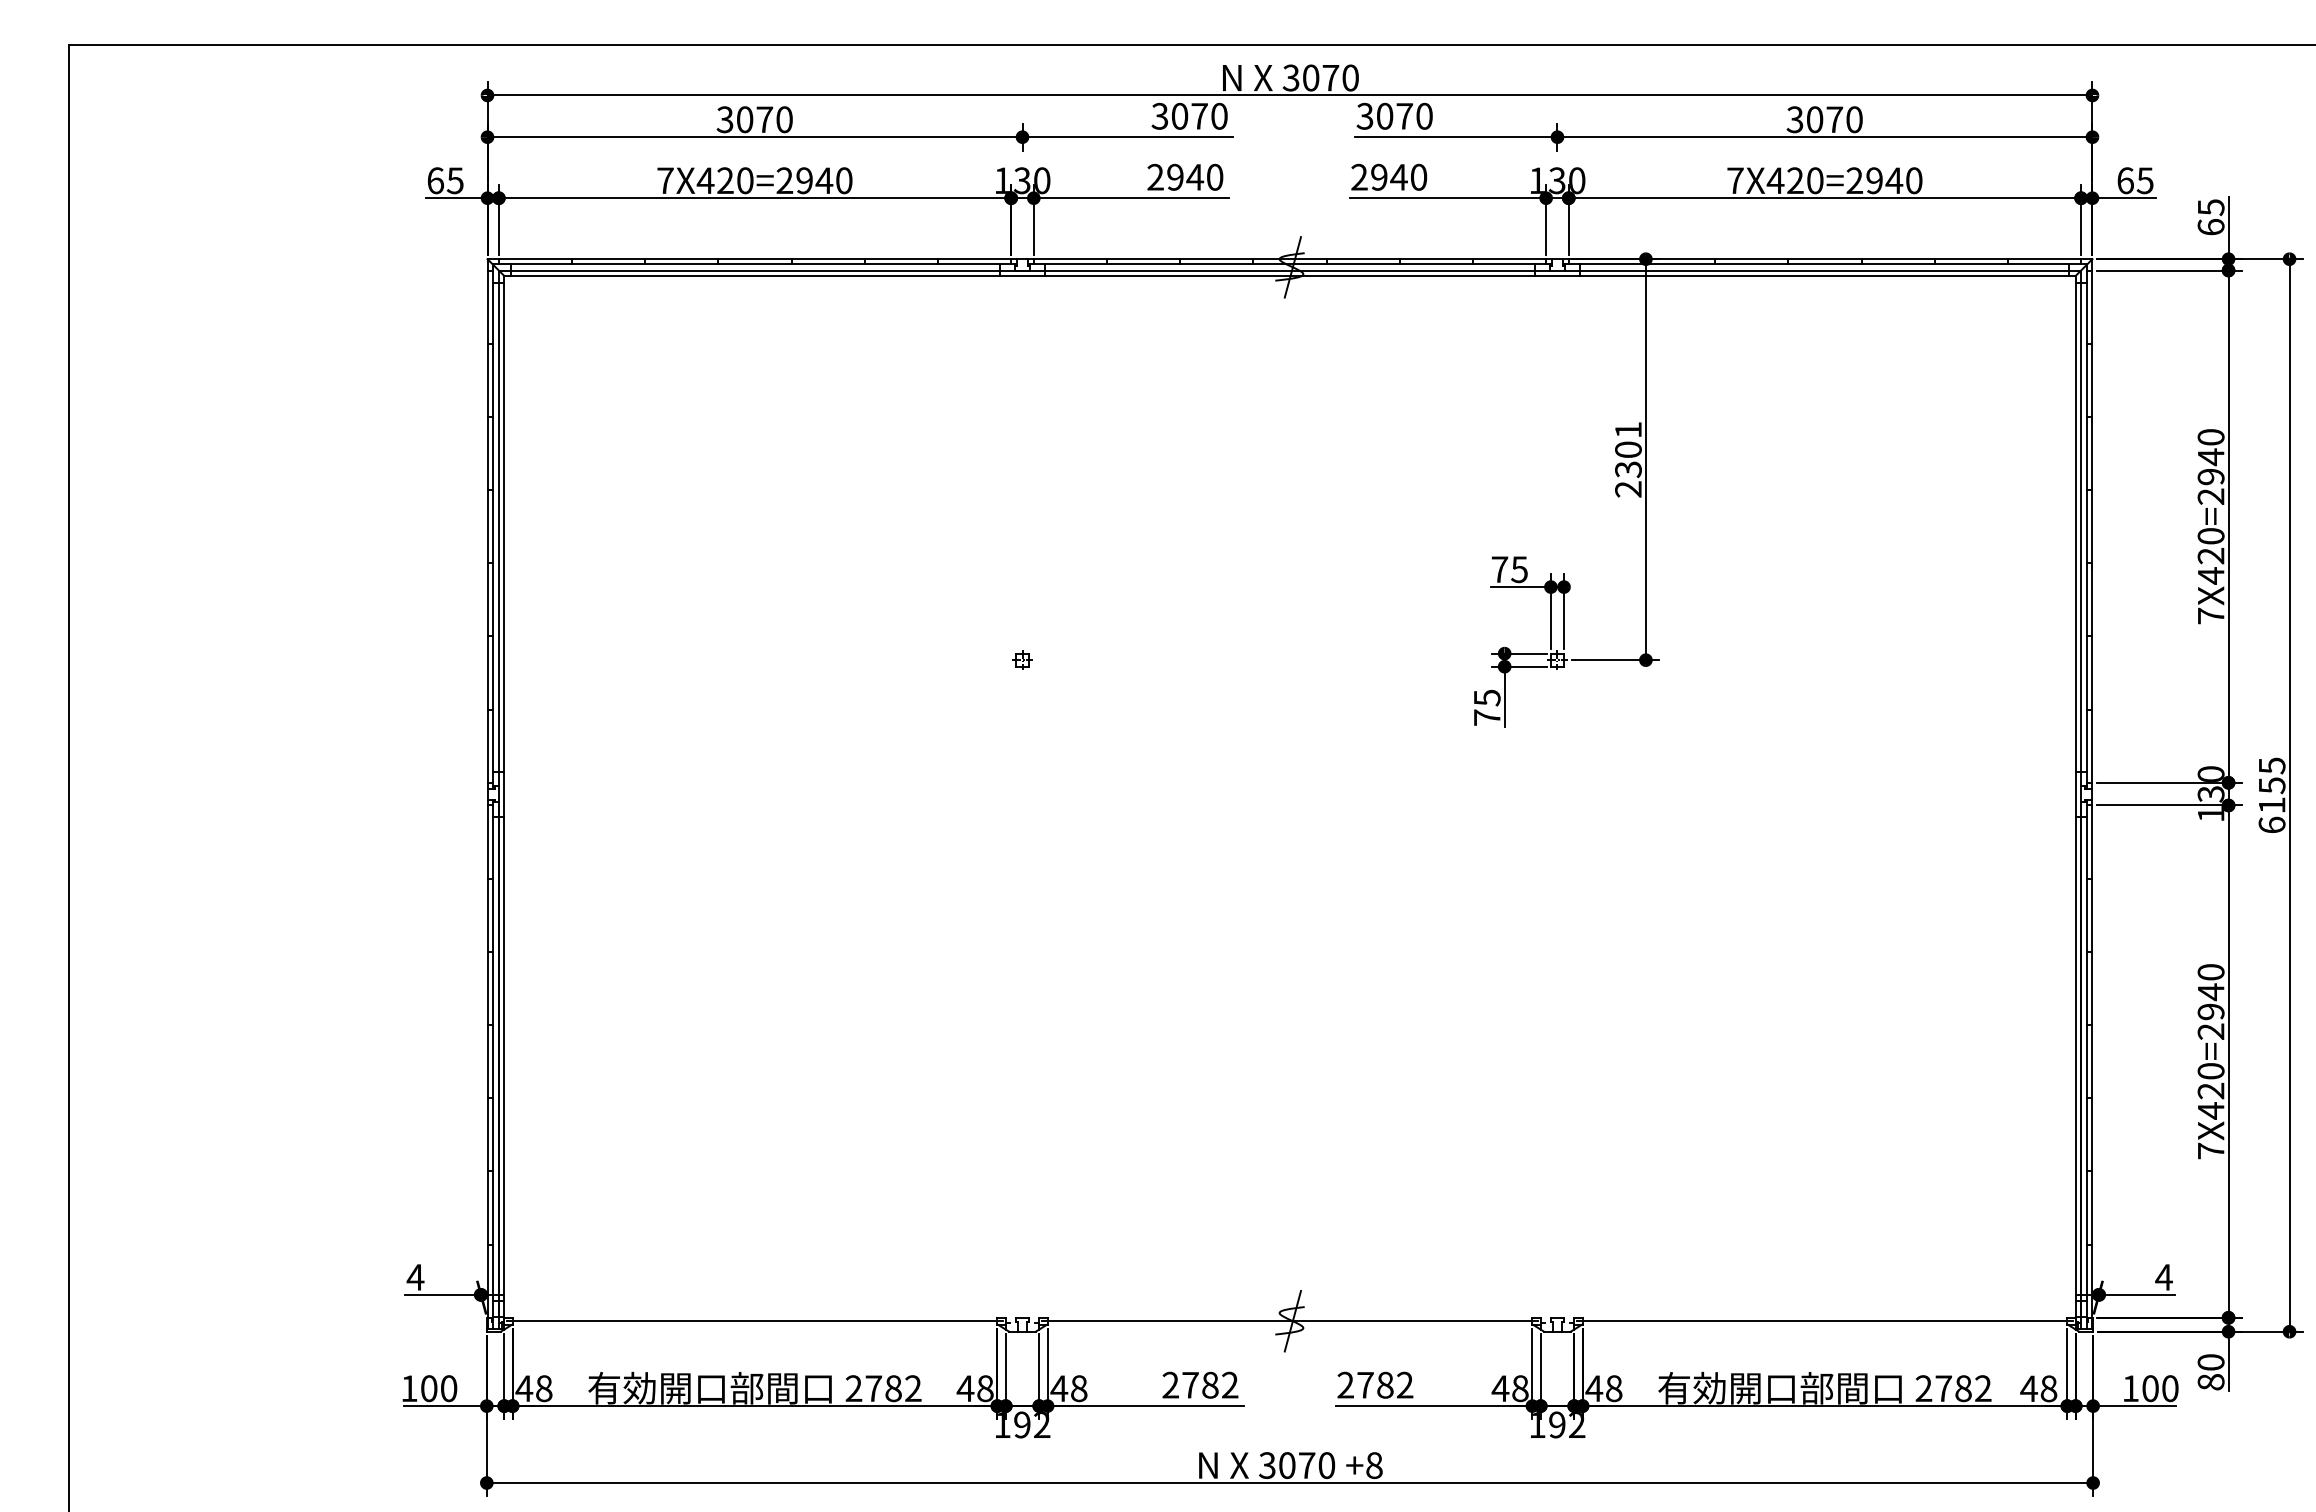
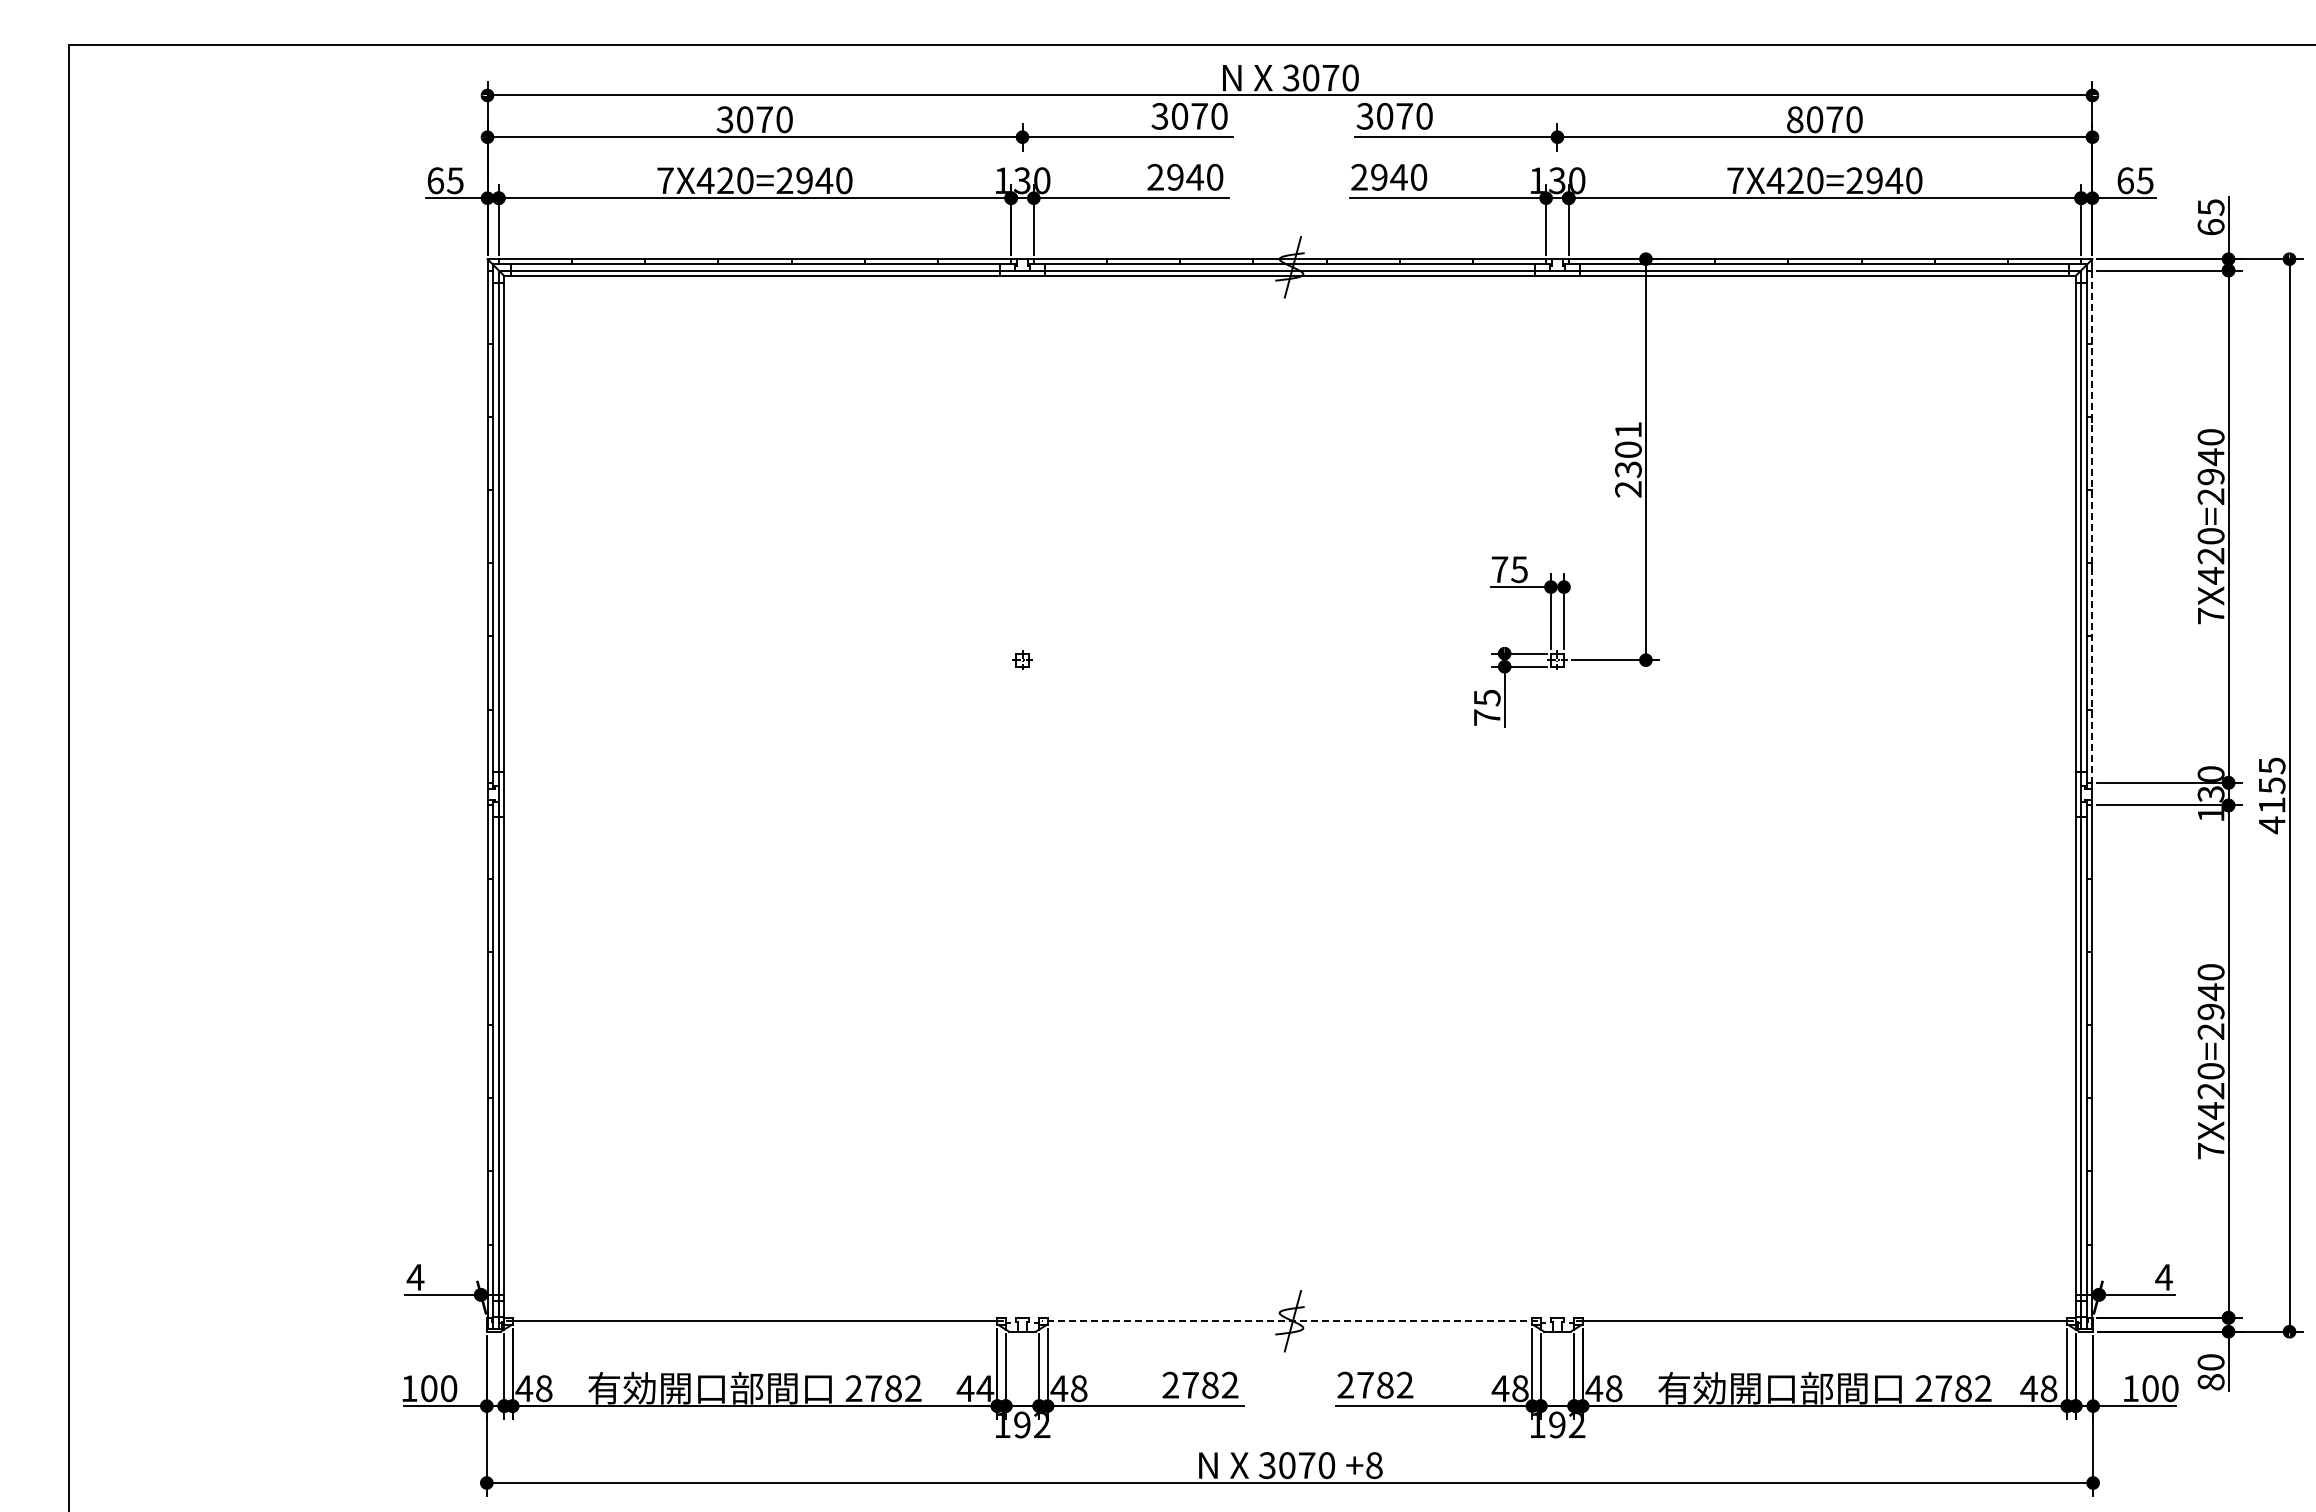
text: 3070 -> 8070 (1794, 119)
line: solid -> dashed (2092, 527)
text: 6155 -> 4155 (2271, 825)
line: solid -> dashed (1289, 1321)
text: 48 -> 44 (985, 1388)
